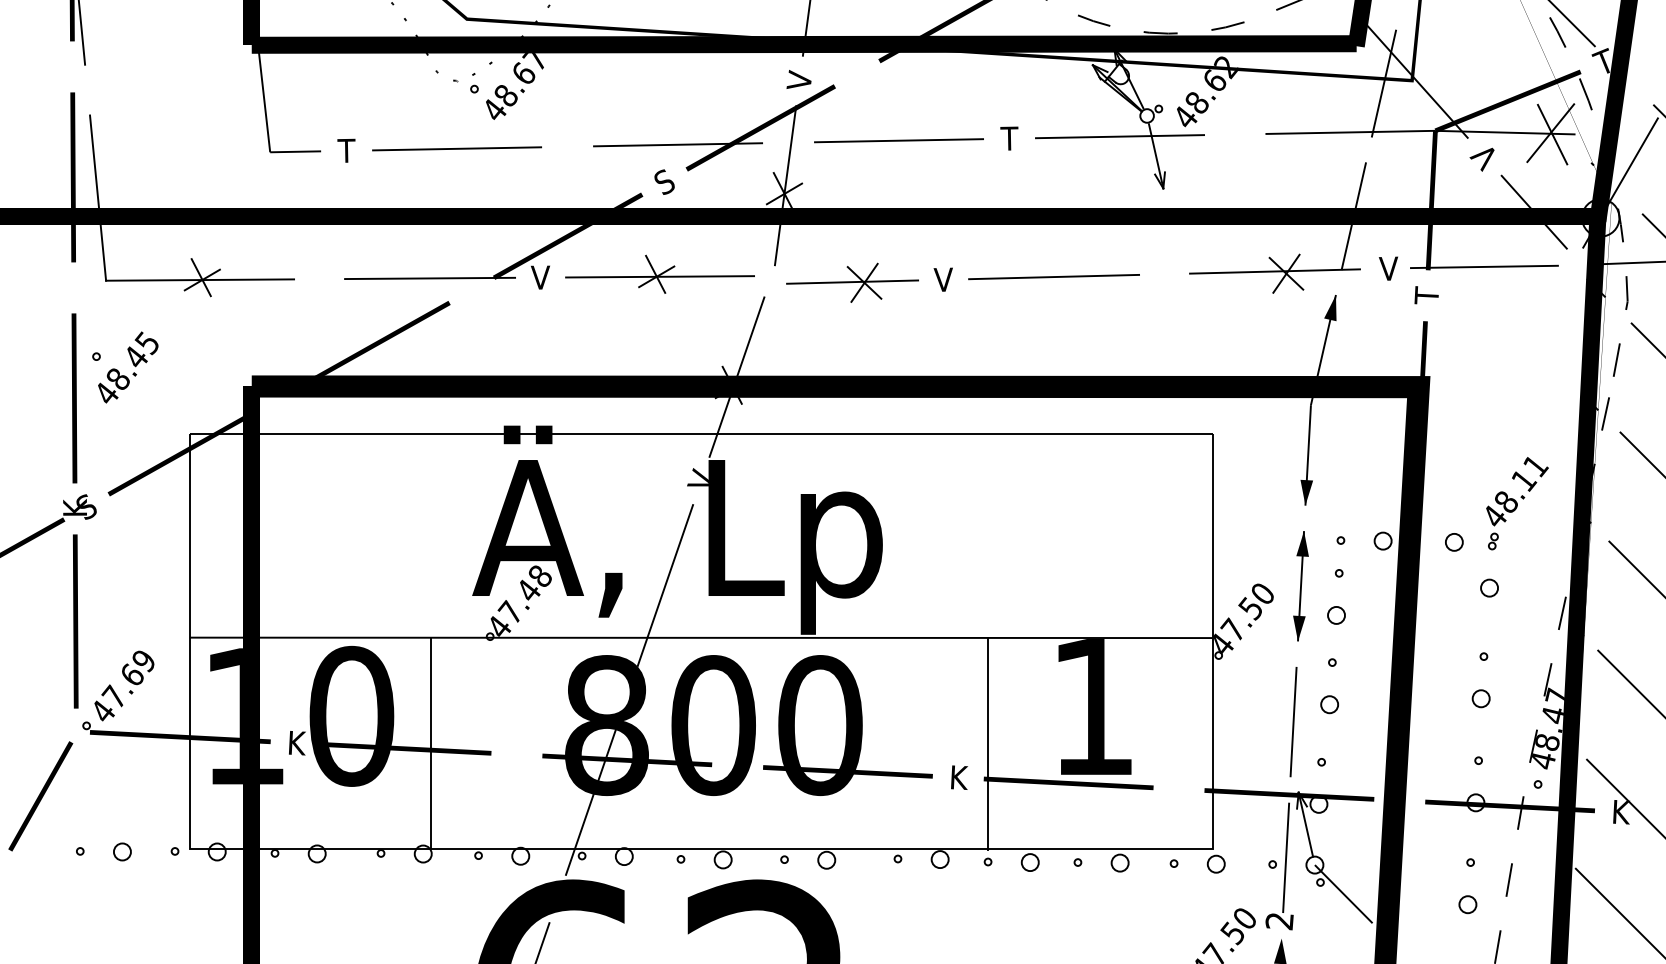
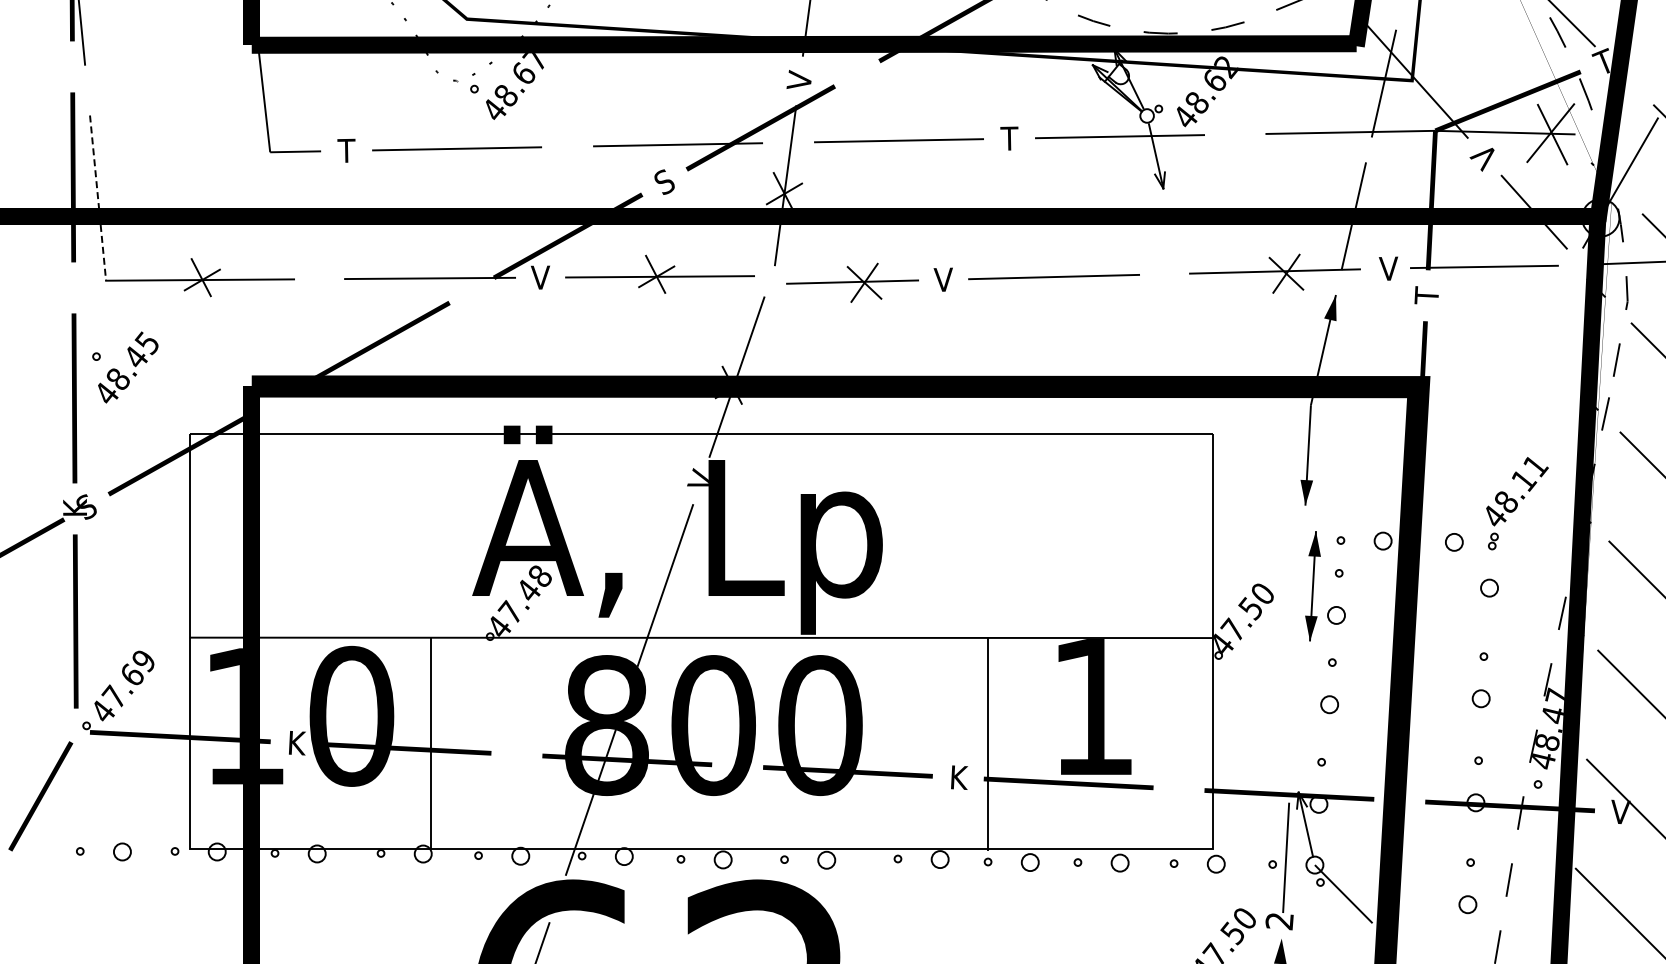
line: solid -> dashed (98, 198)
part position: (1300, 586) -> (1312, 586) (1312, 586)
line: present -> none (1293, 721)
text: K -> V (1620, 811)
